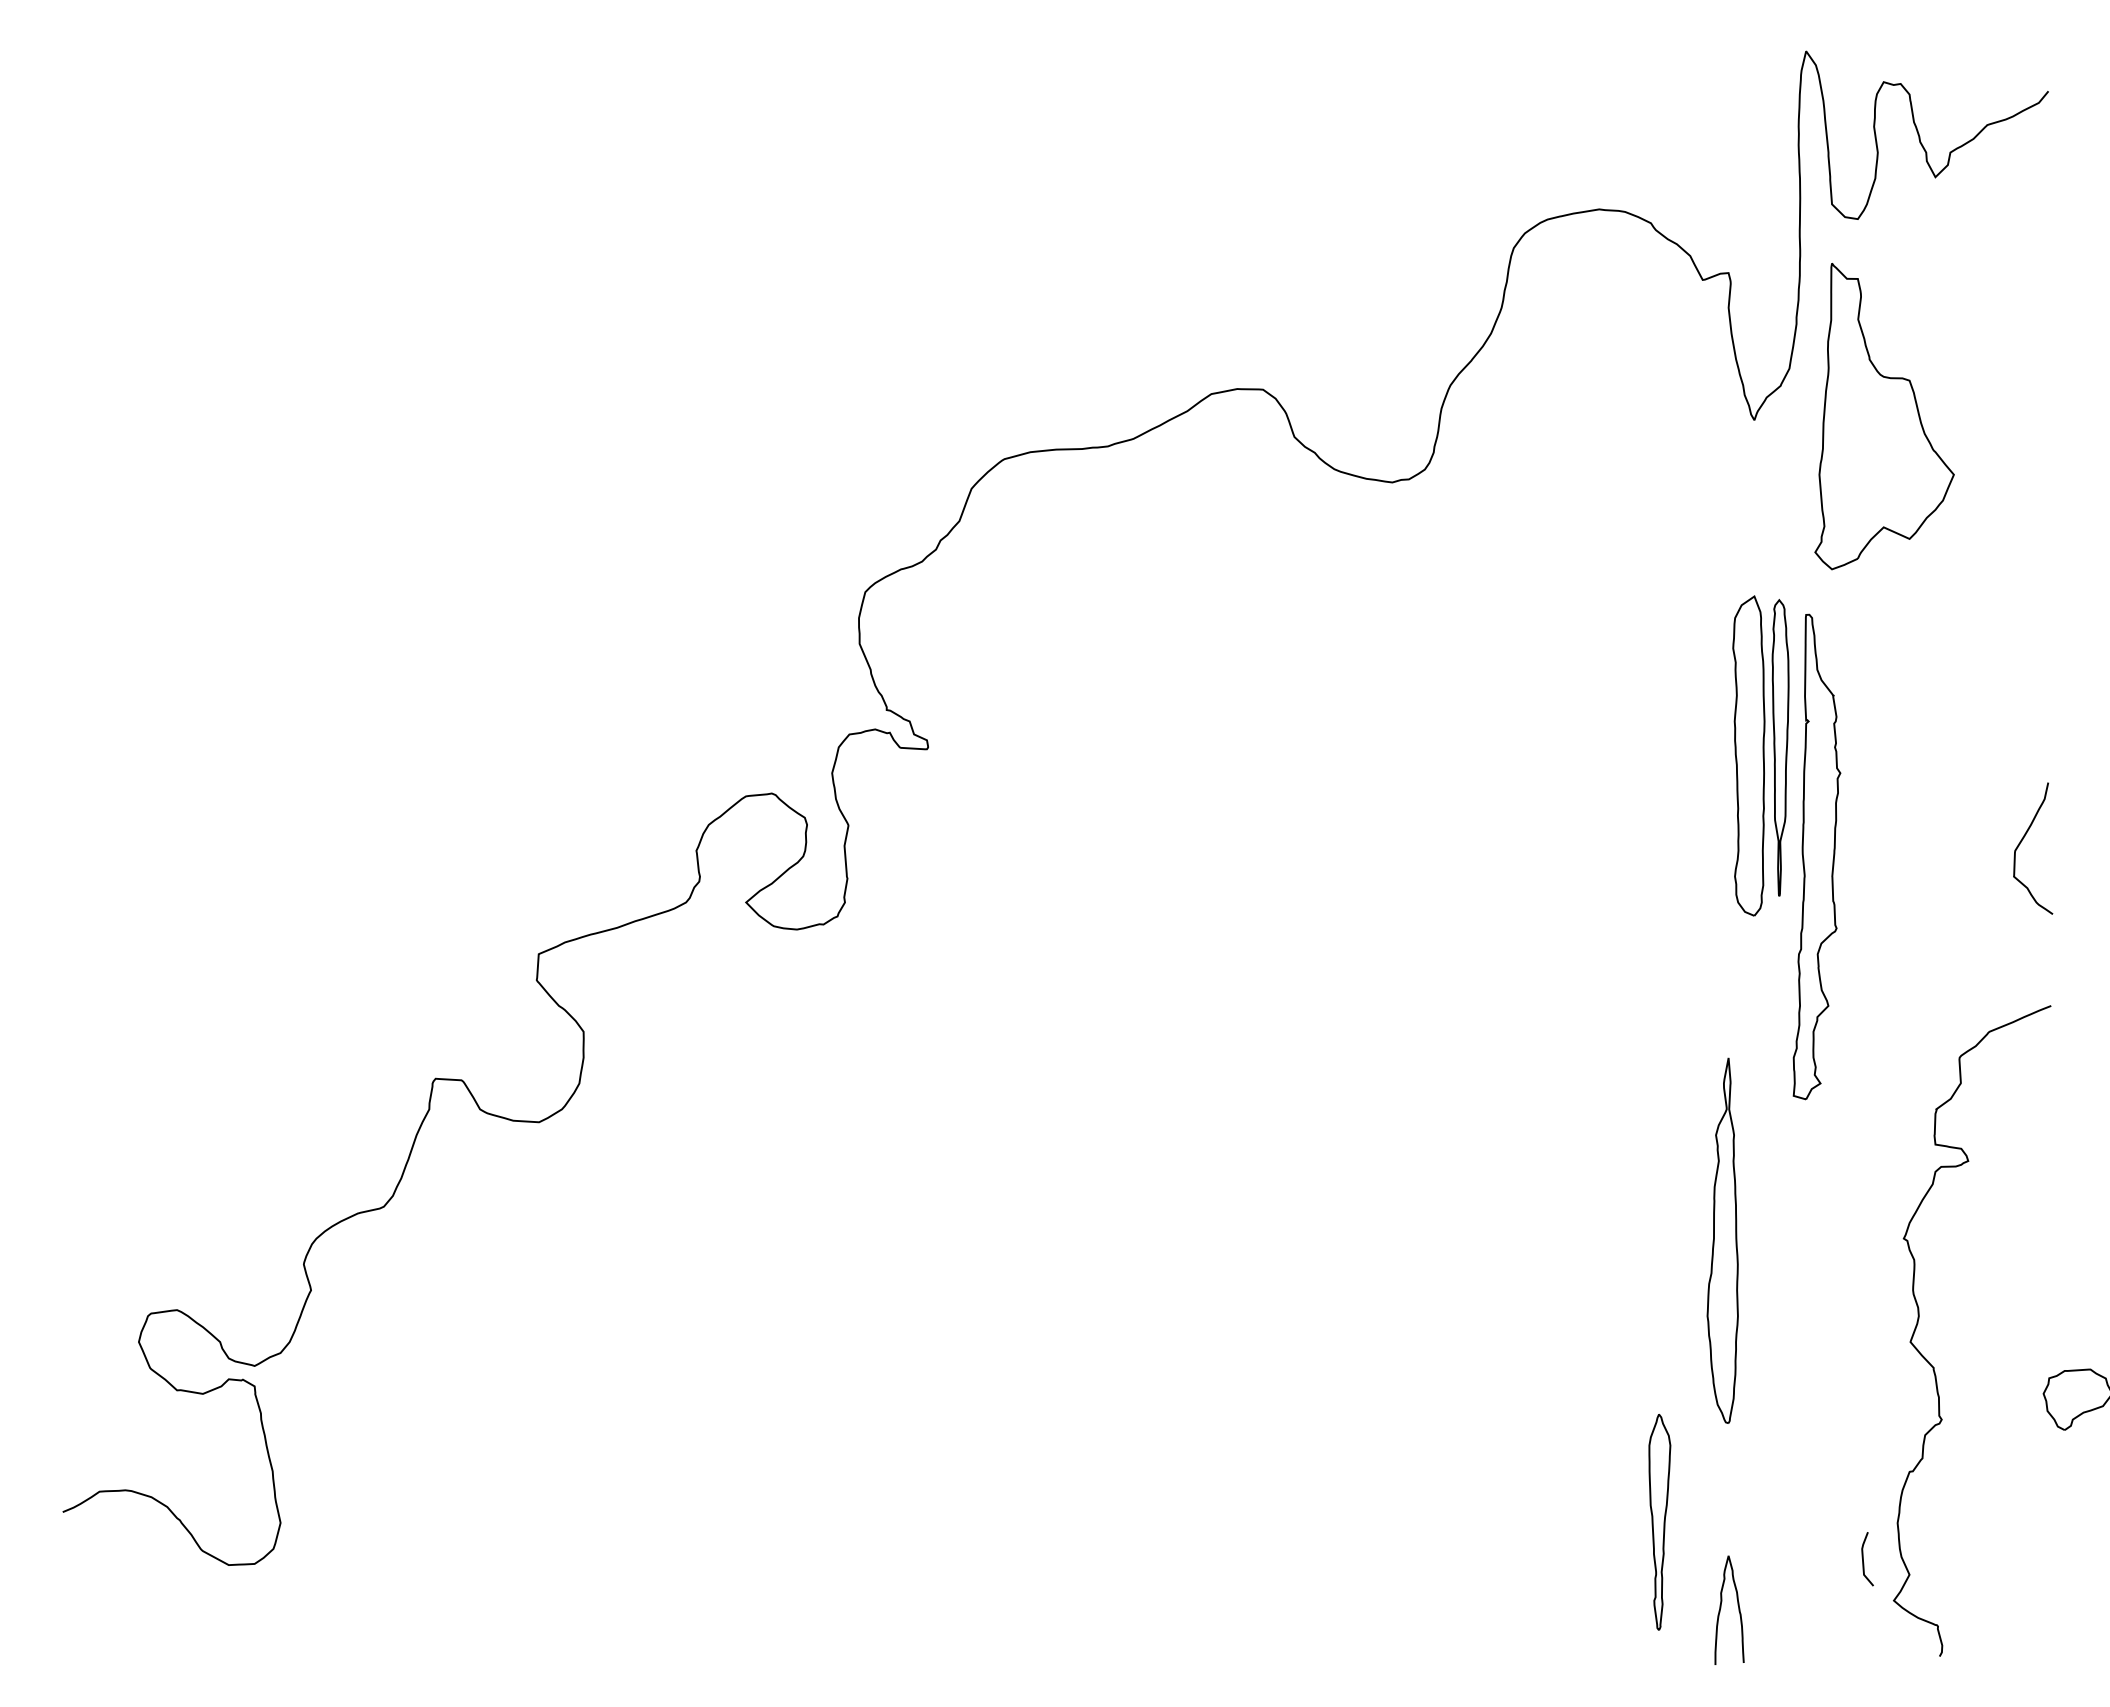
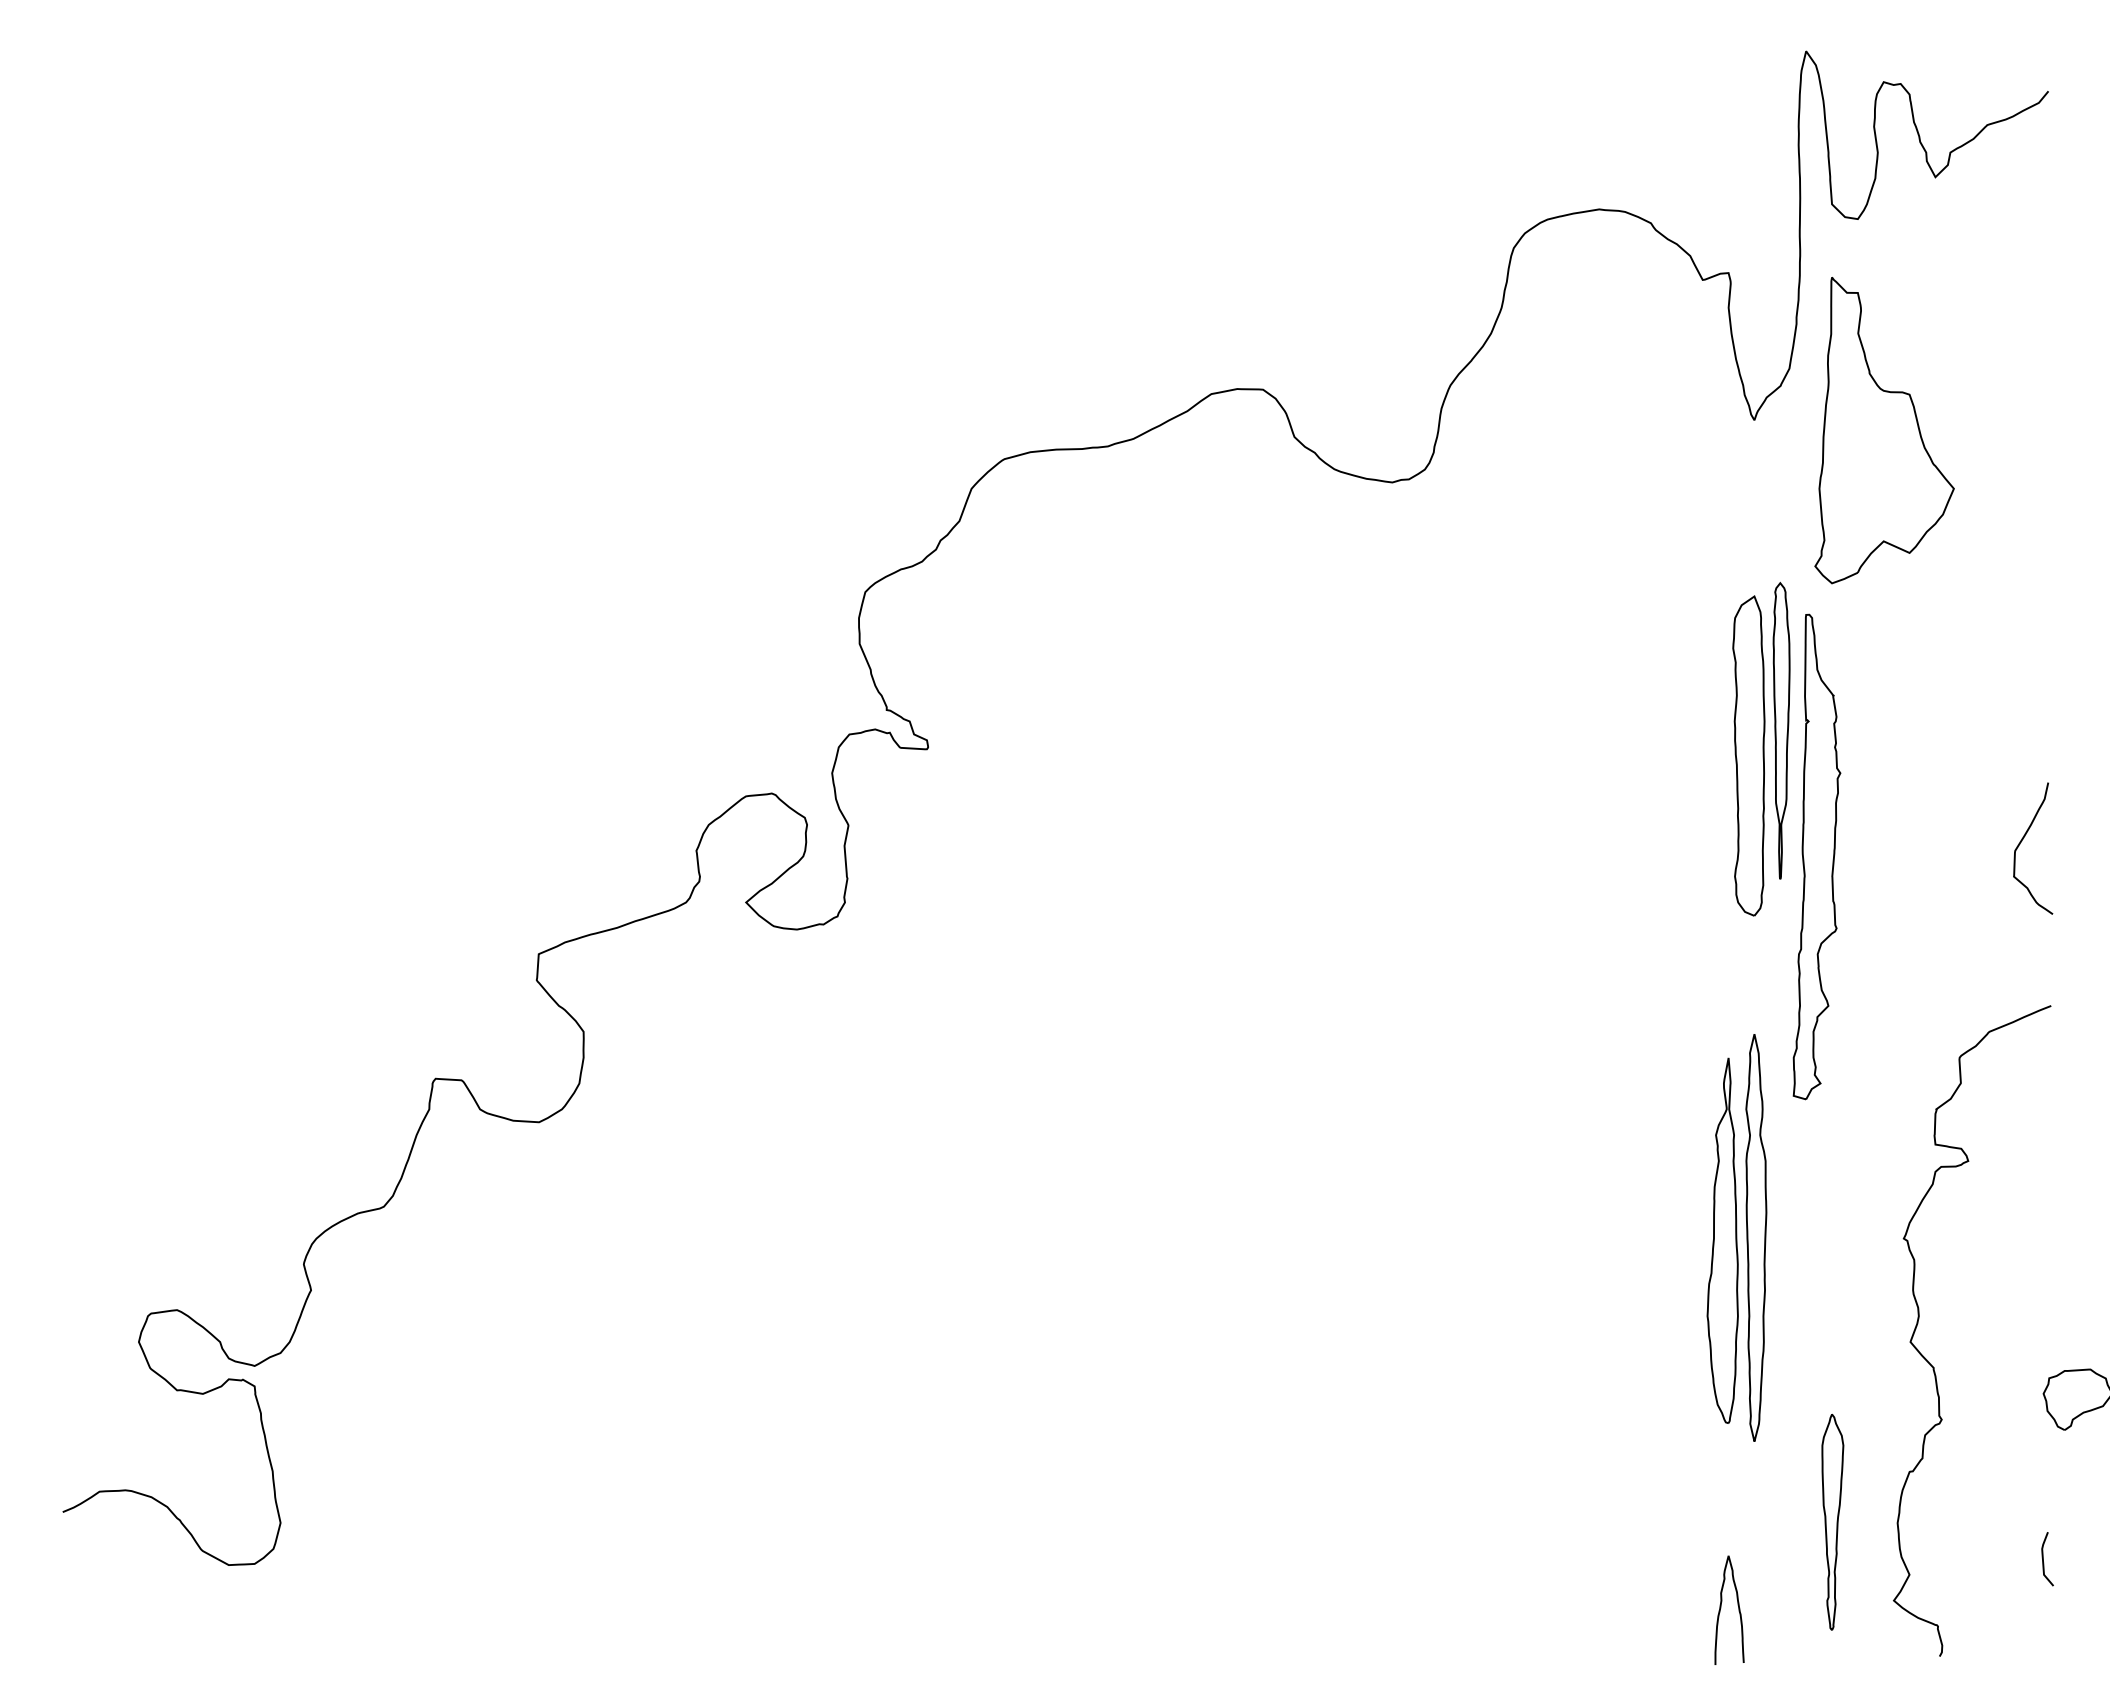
part position: (1884, 416) -> (1884, 430) (1884, 430)
part position: (1780, 747) -> (1781, 730) (1781, 730)
part: none -> present (1756, 1237)
part position: (1659, 1522) -> (1832, 1522) (1832, 1522)
curve position: (1863, 1559) -> (2043, 1559) (2043, 1559)
